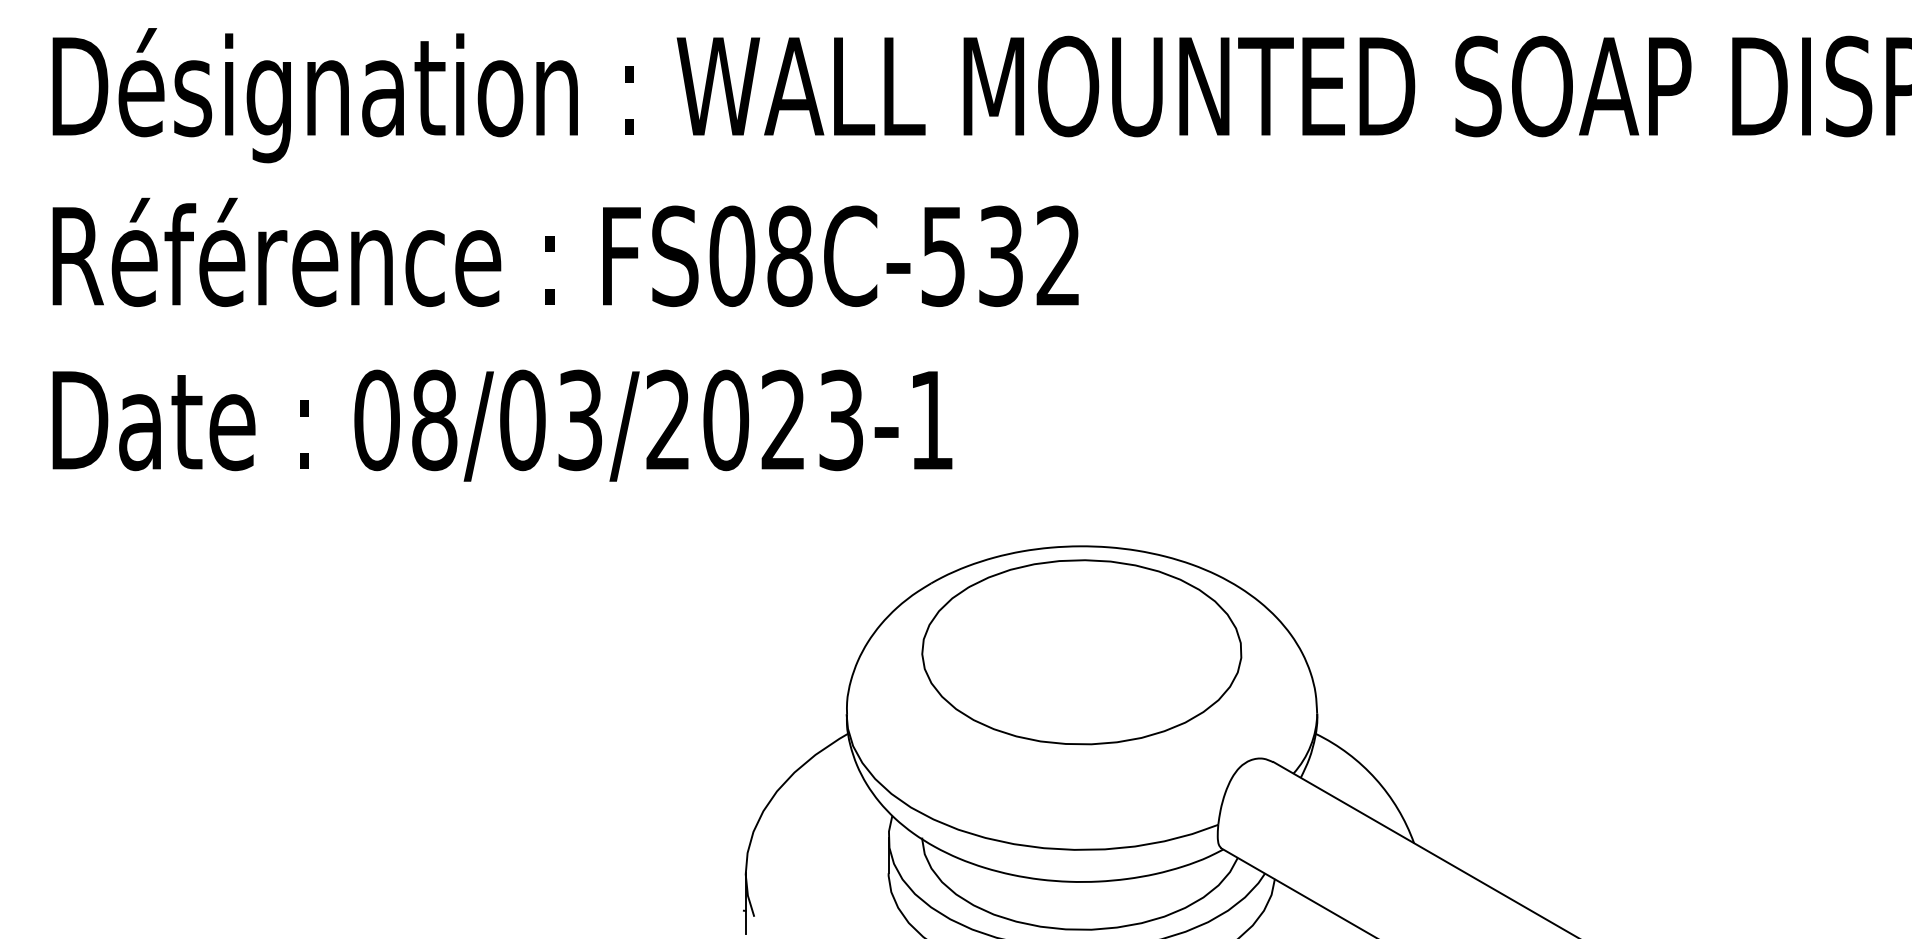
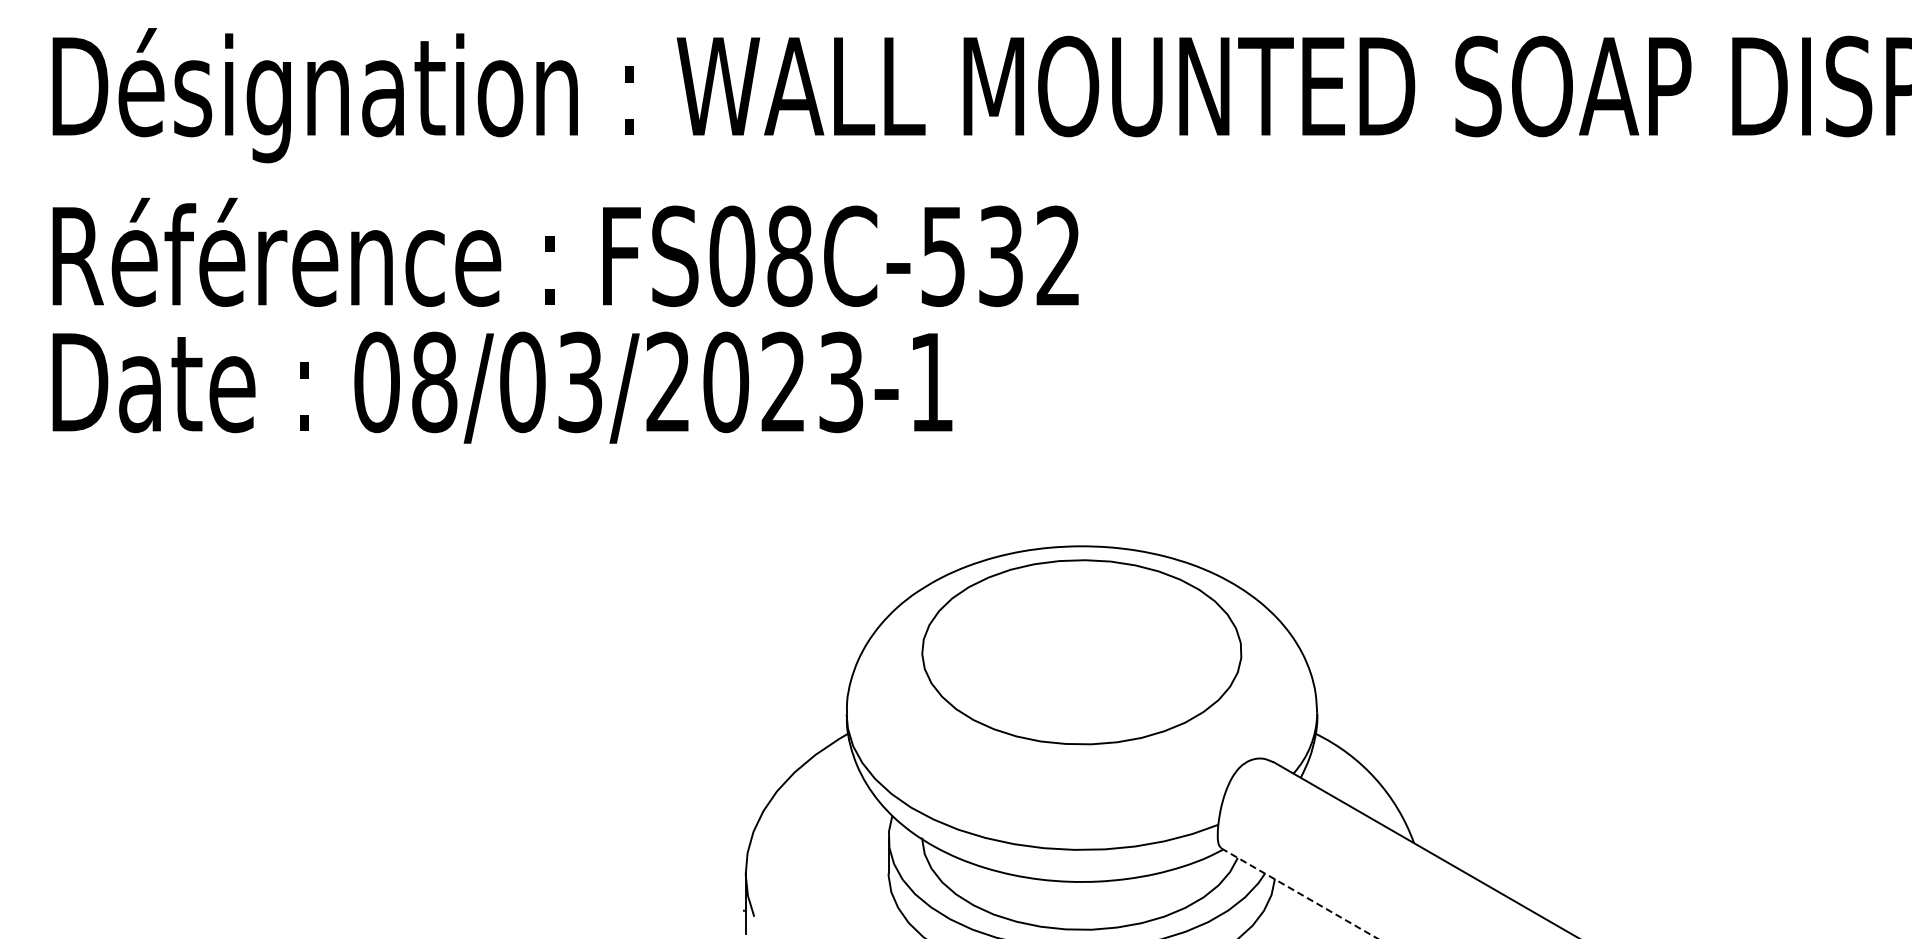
text position: (502, 425) -> (502, 387) (502, 387)
line: solid -> dashed (1300, 893)
